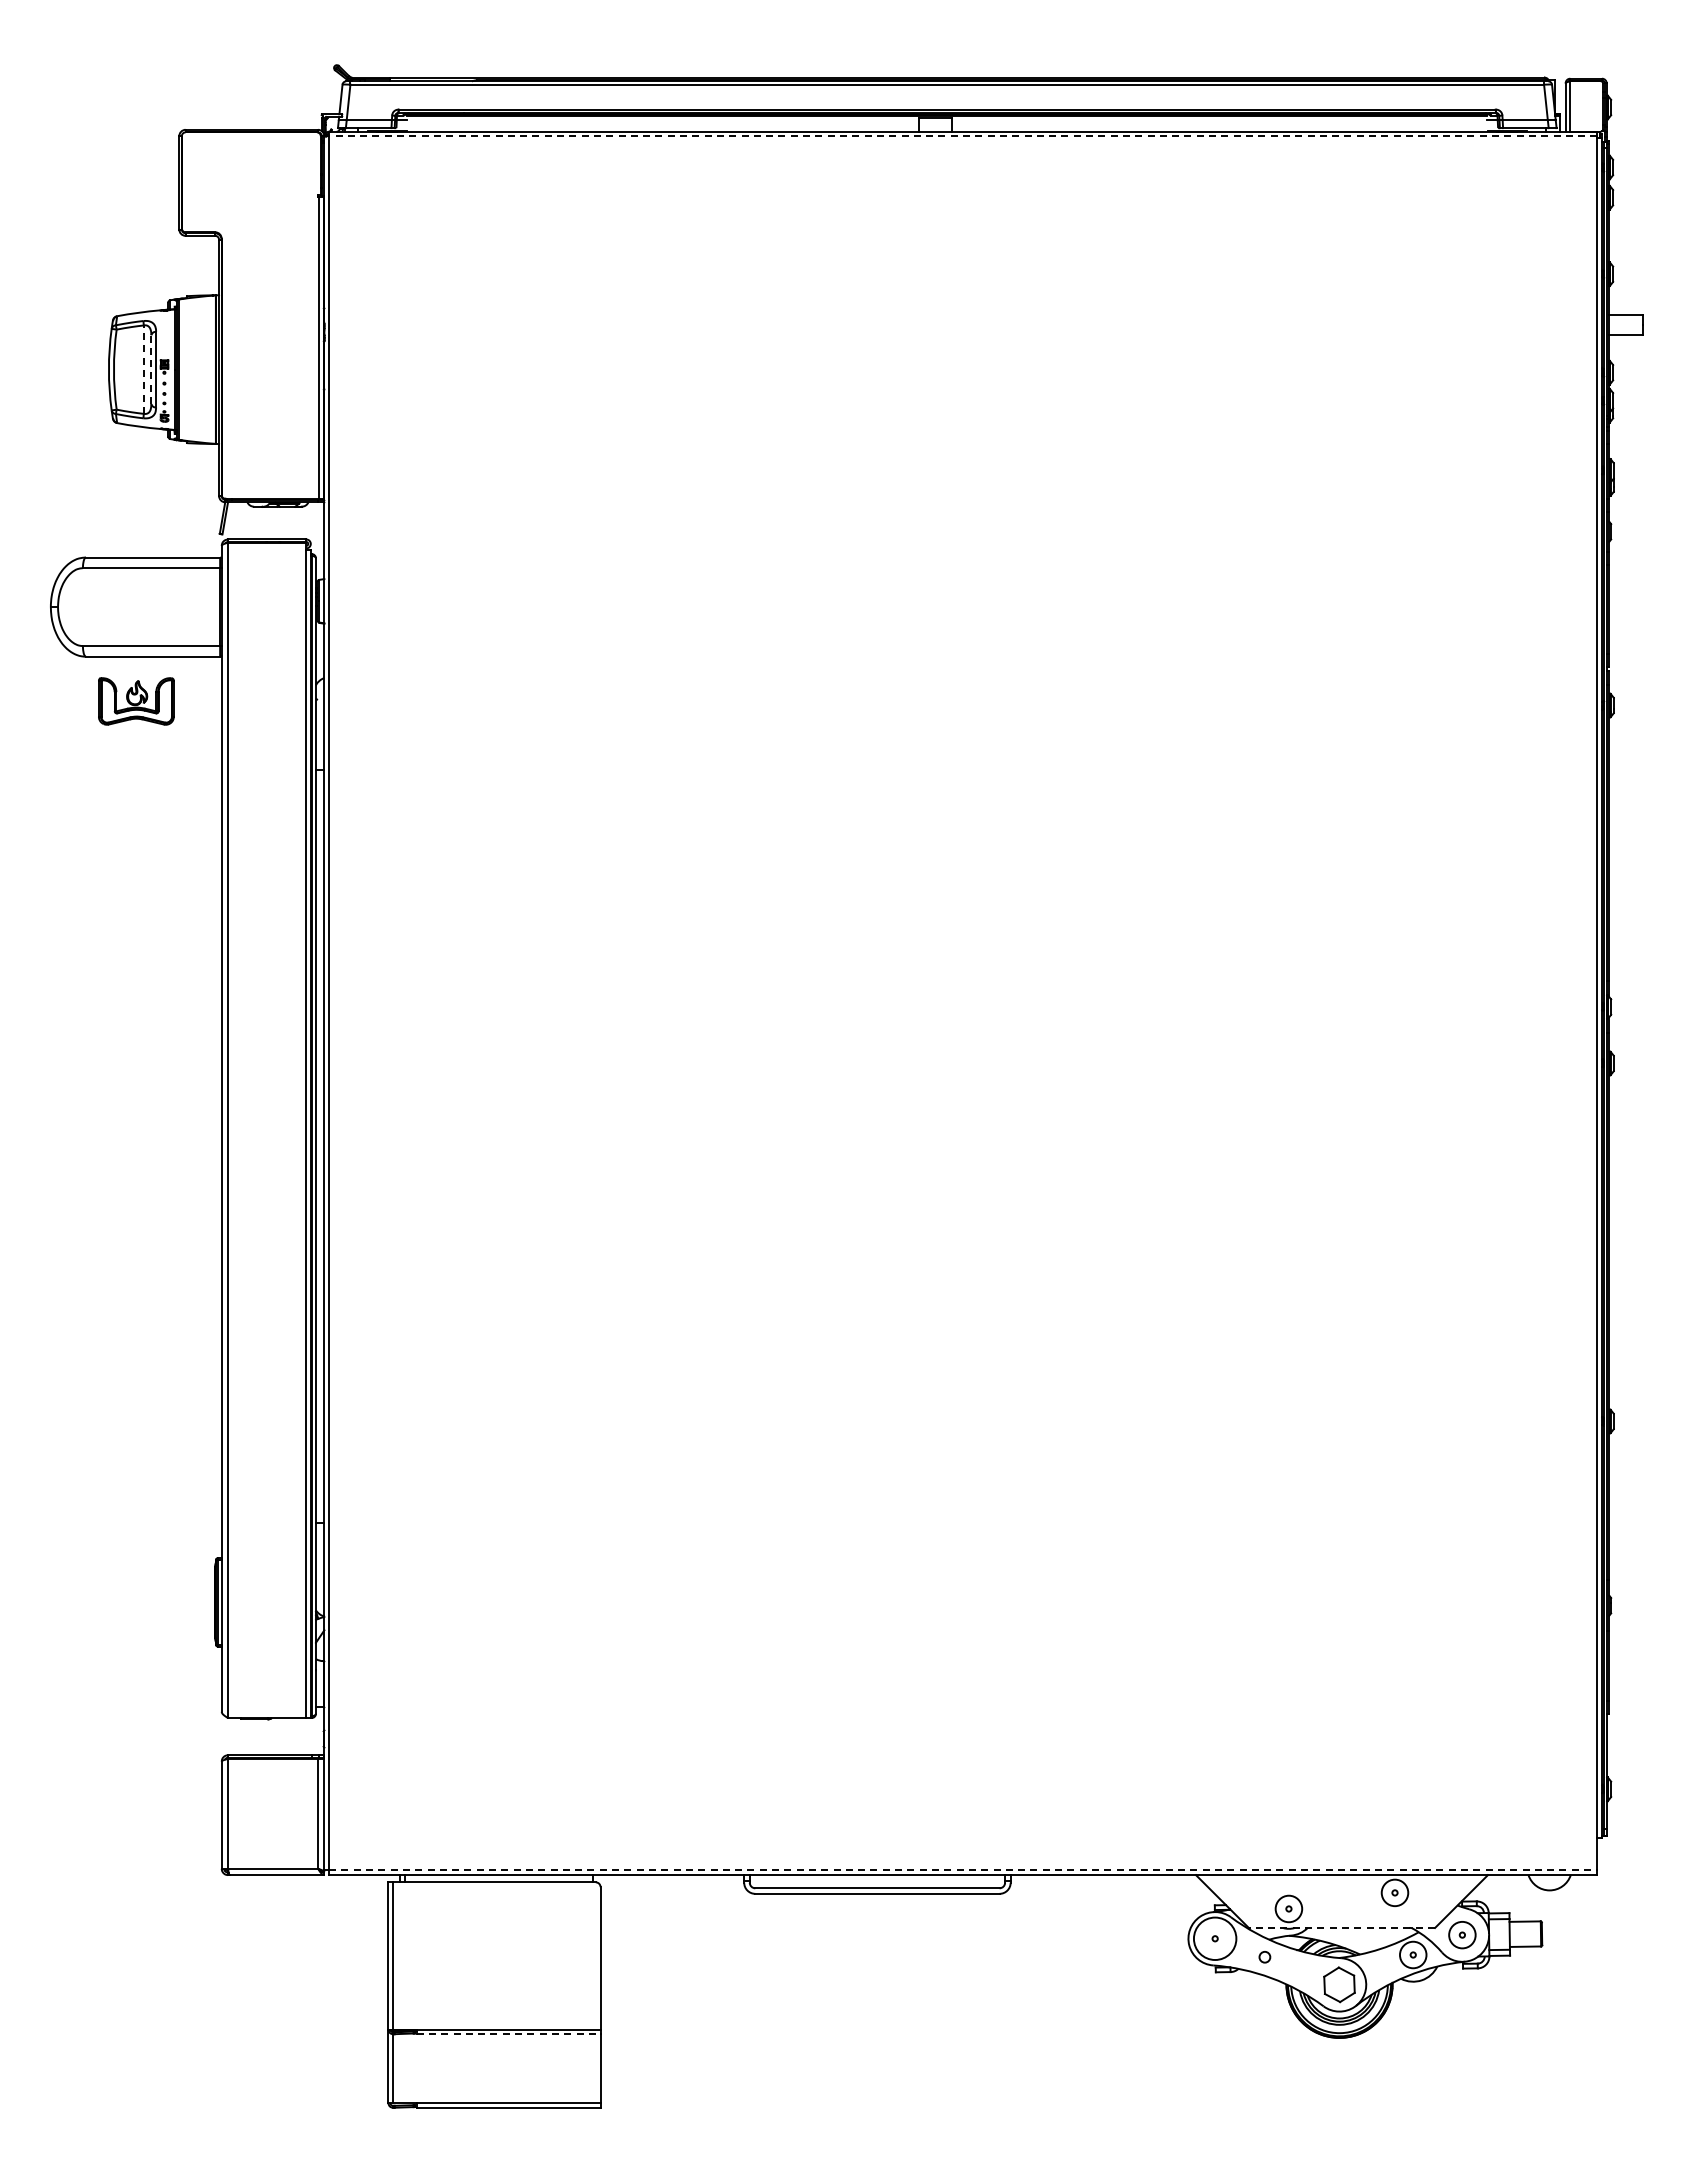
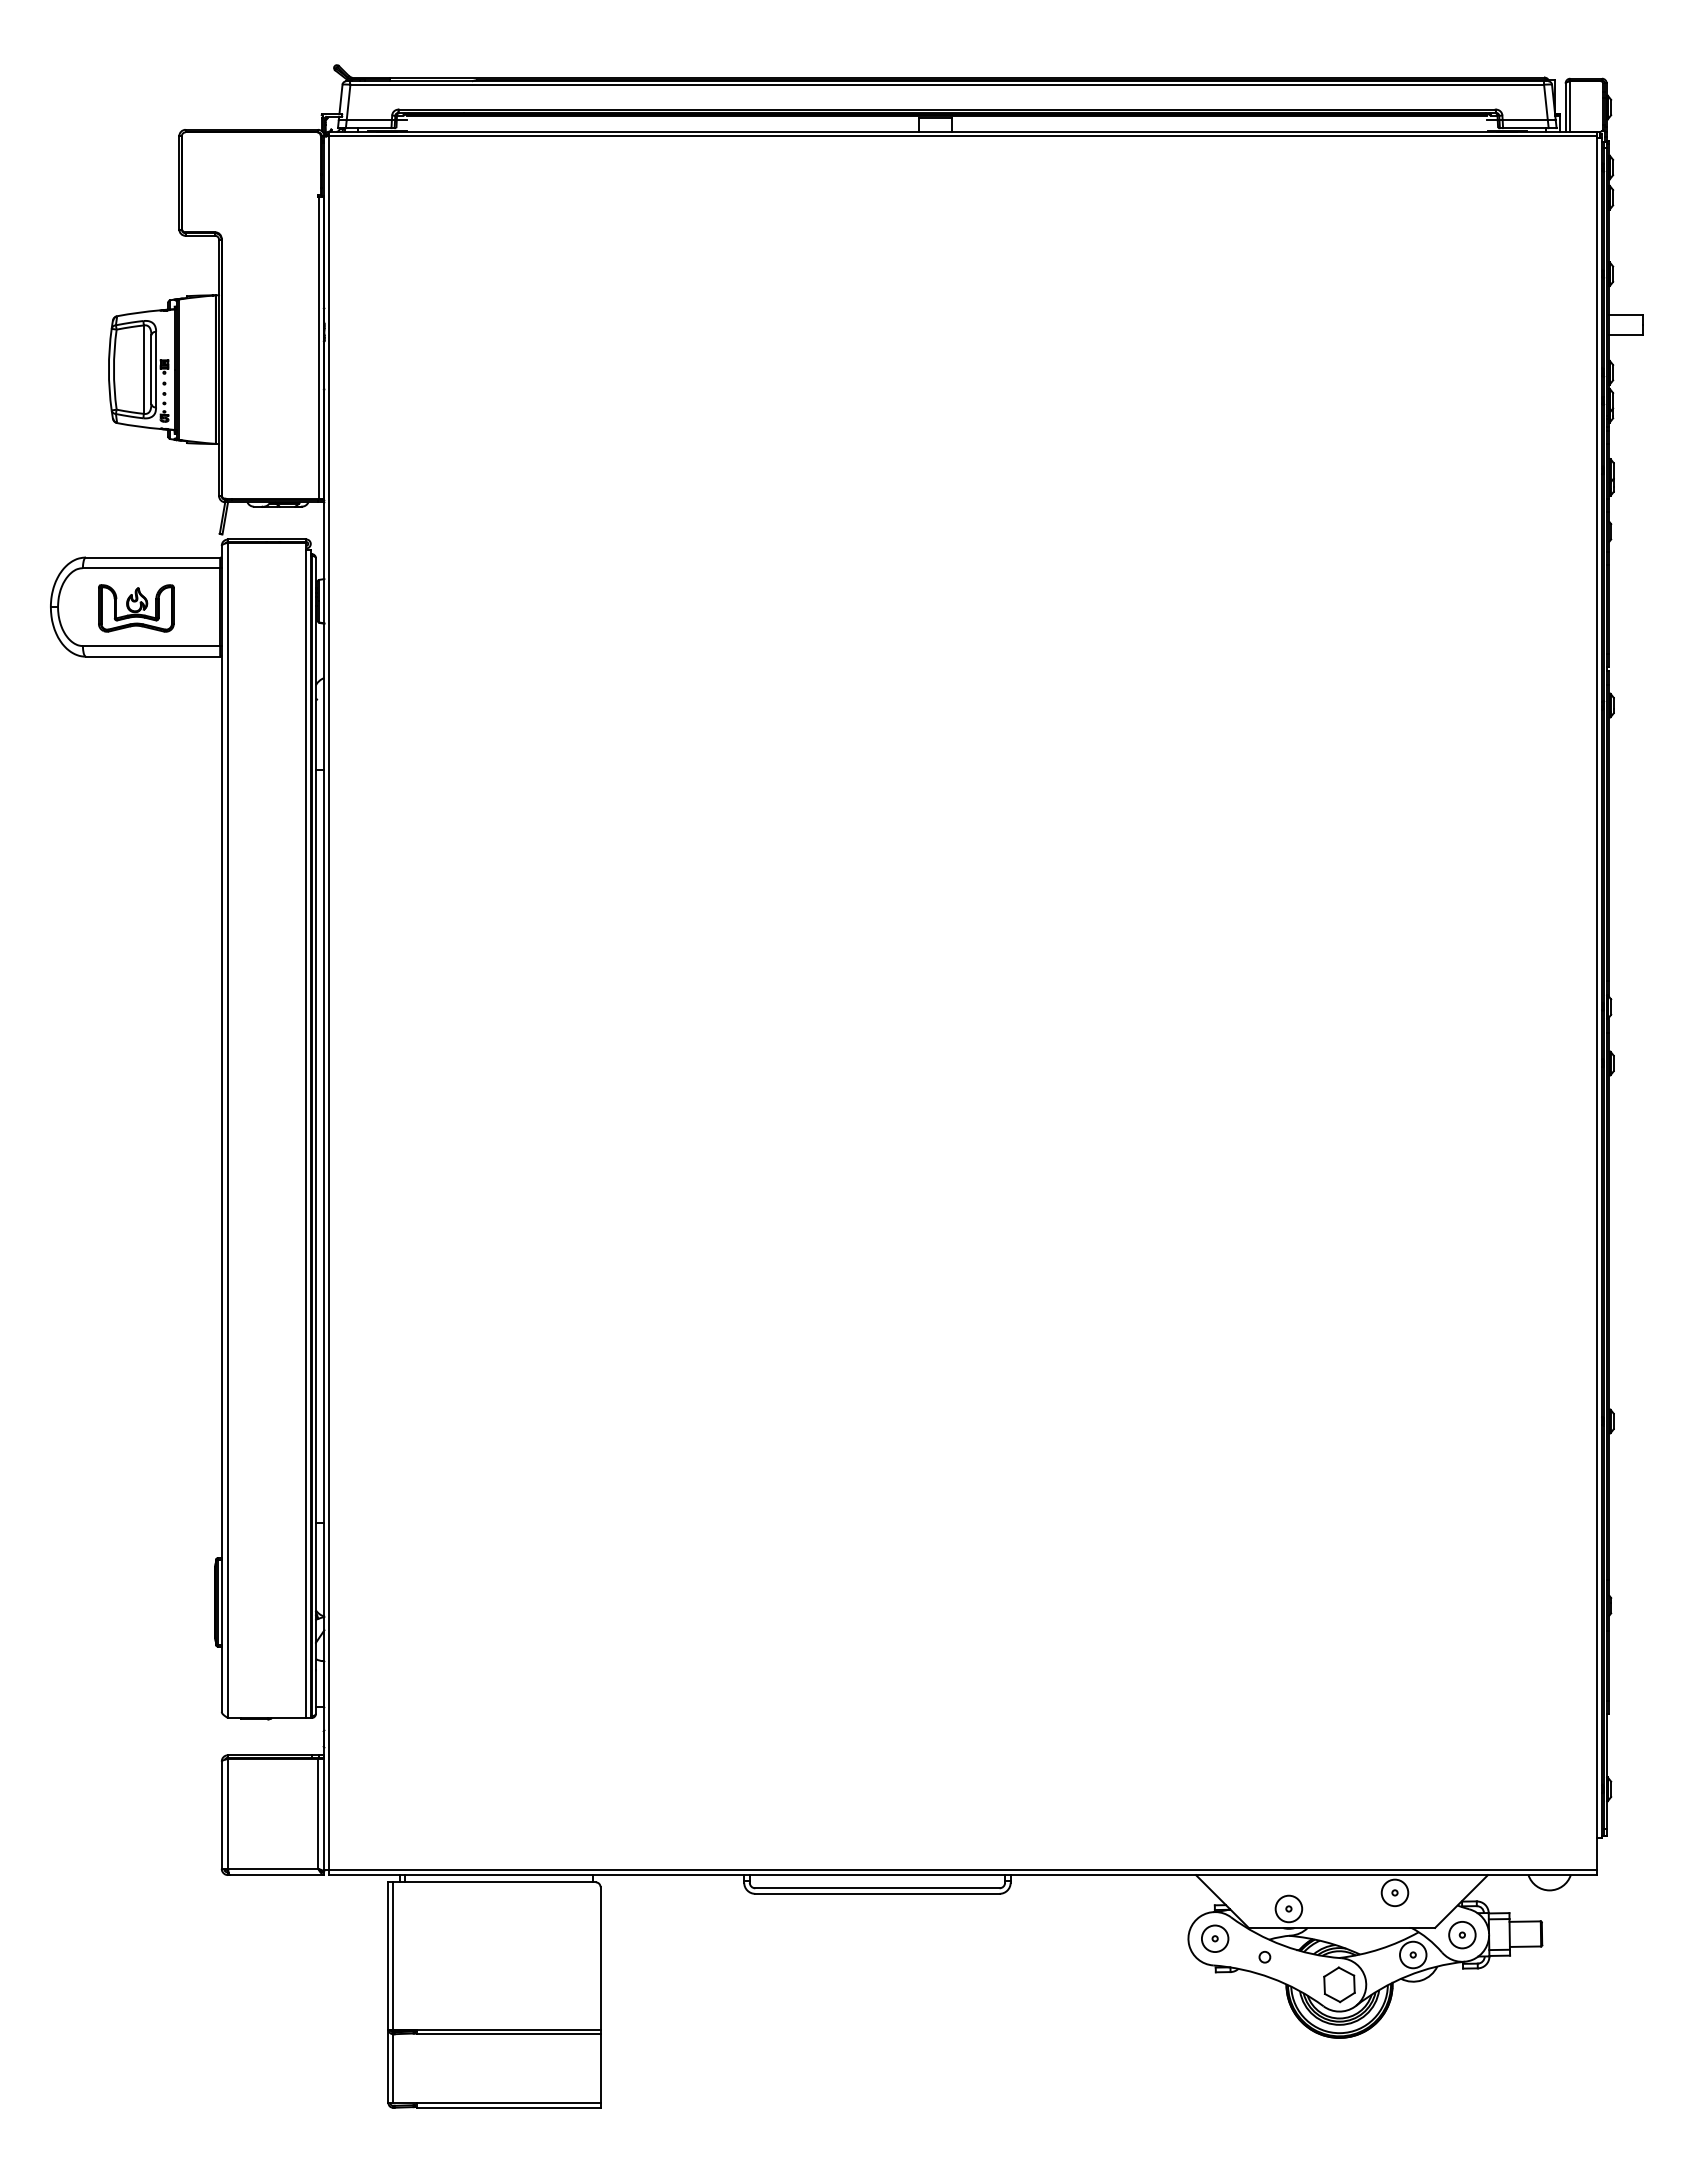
line: dashed -> solid (962, 136)
line: dashed -> solid (143, 369)
line: dashed -> solid (151, 369)
part position: (136, 701) -> (136, 608) (136, 608)
line: dashed -> solid (963, 1870)
line: dashed -> solid (1341, 1927)
circle diameter: 42 px -> 27 px (1214, 1938)
line: dashed -> solid (508, 2034)
